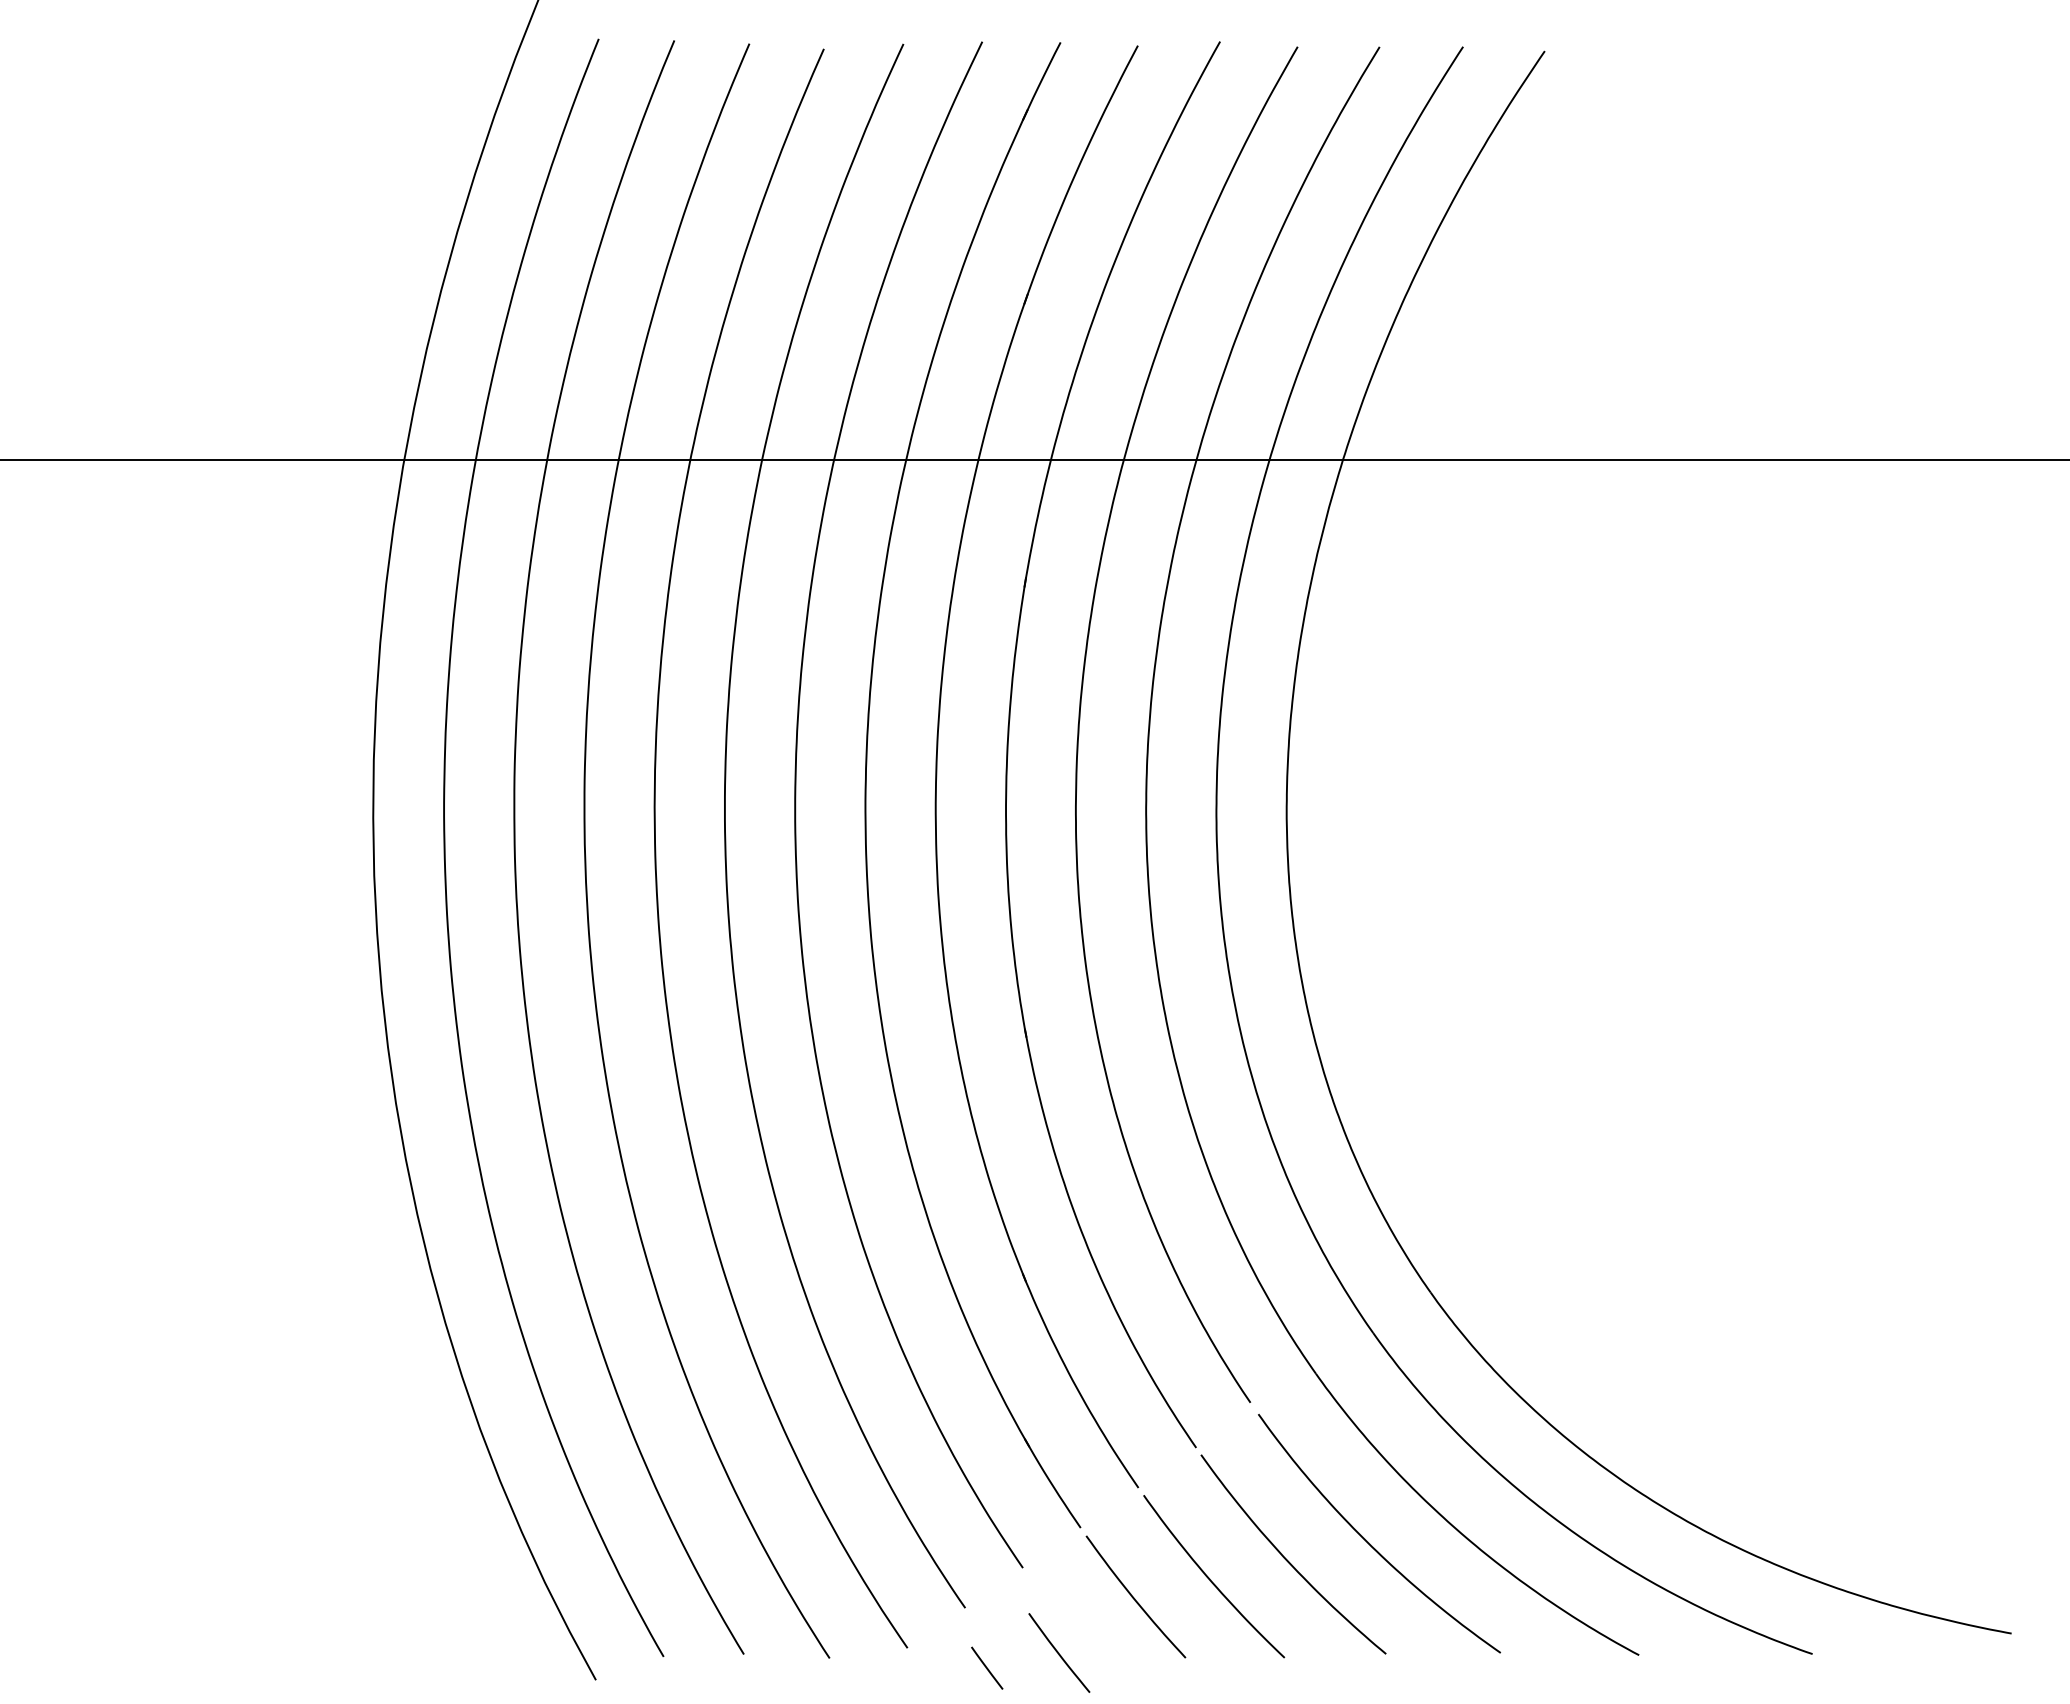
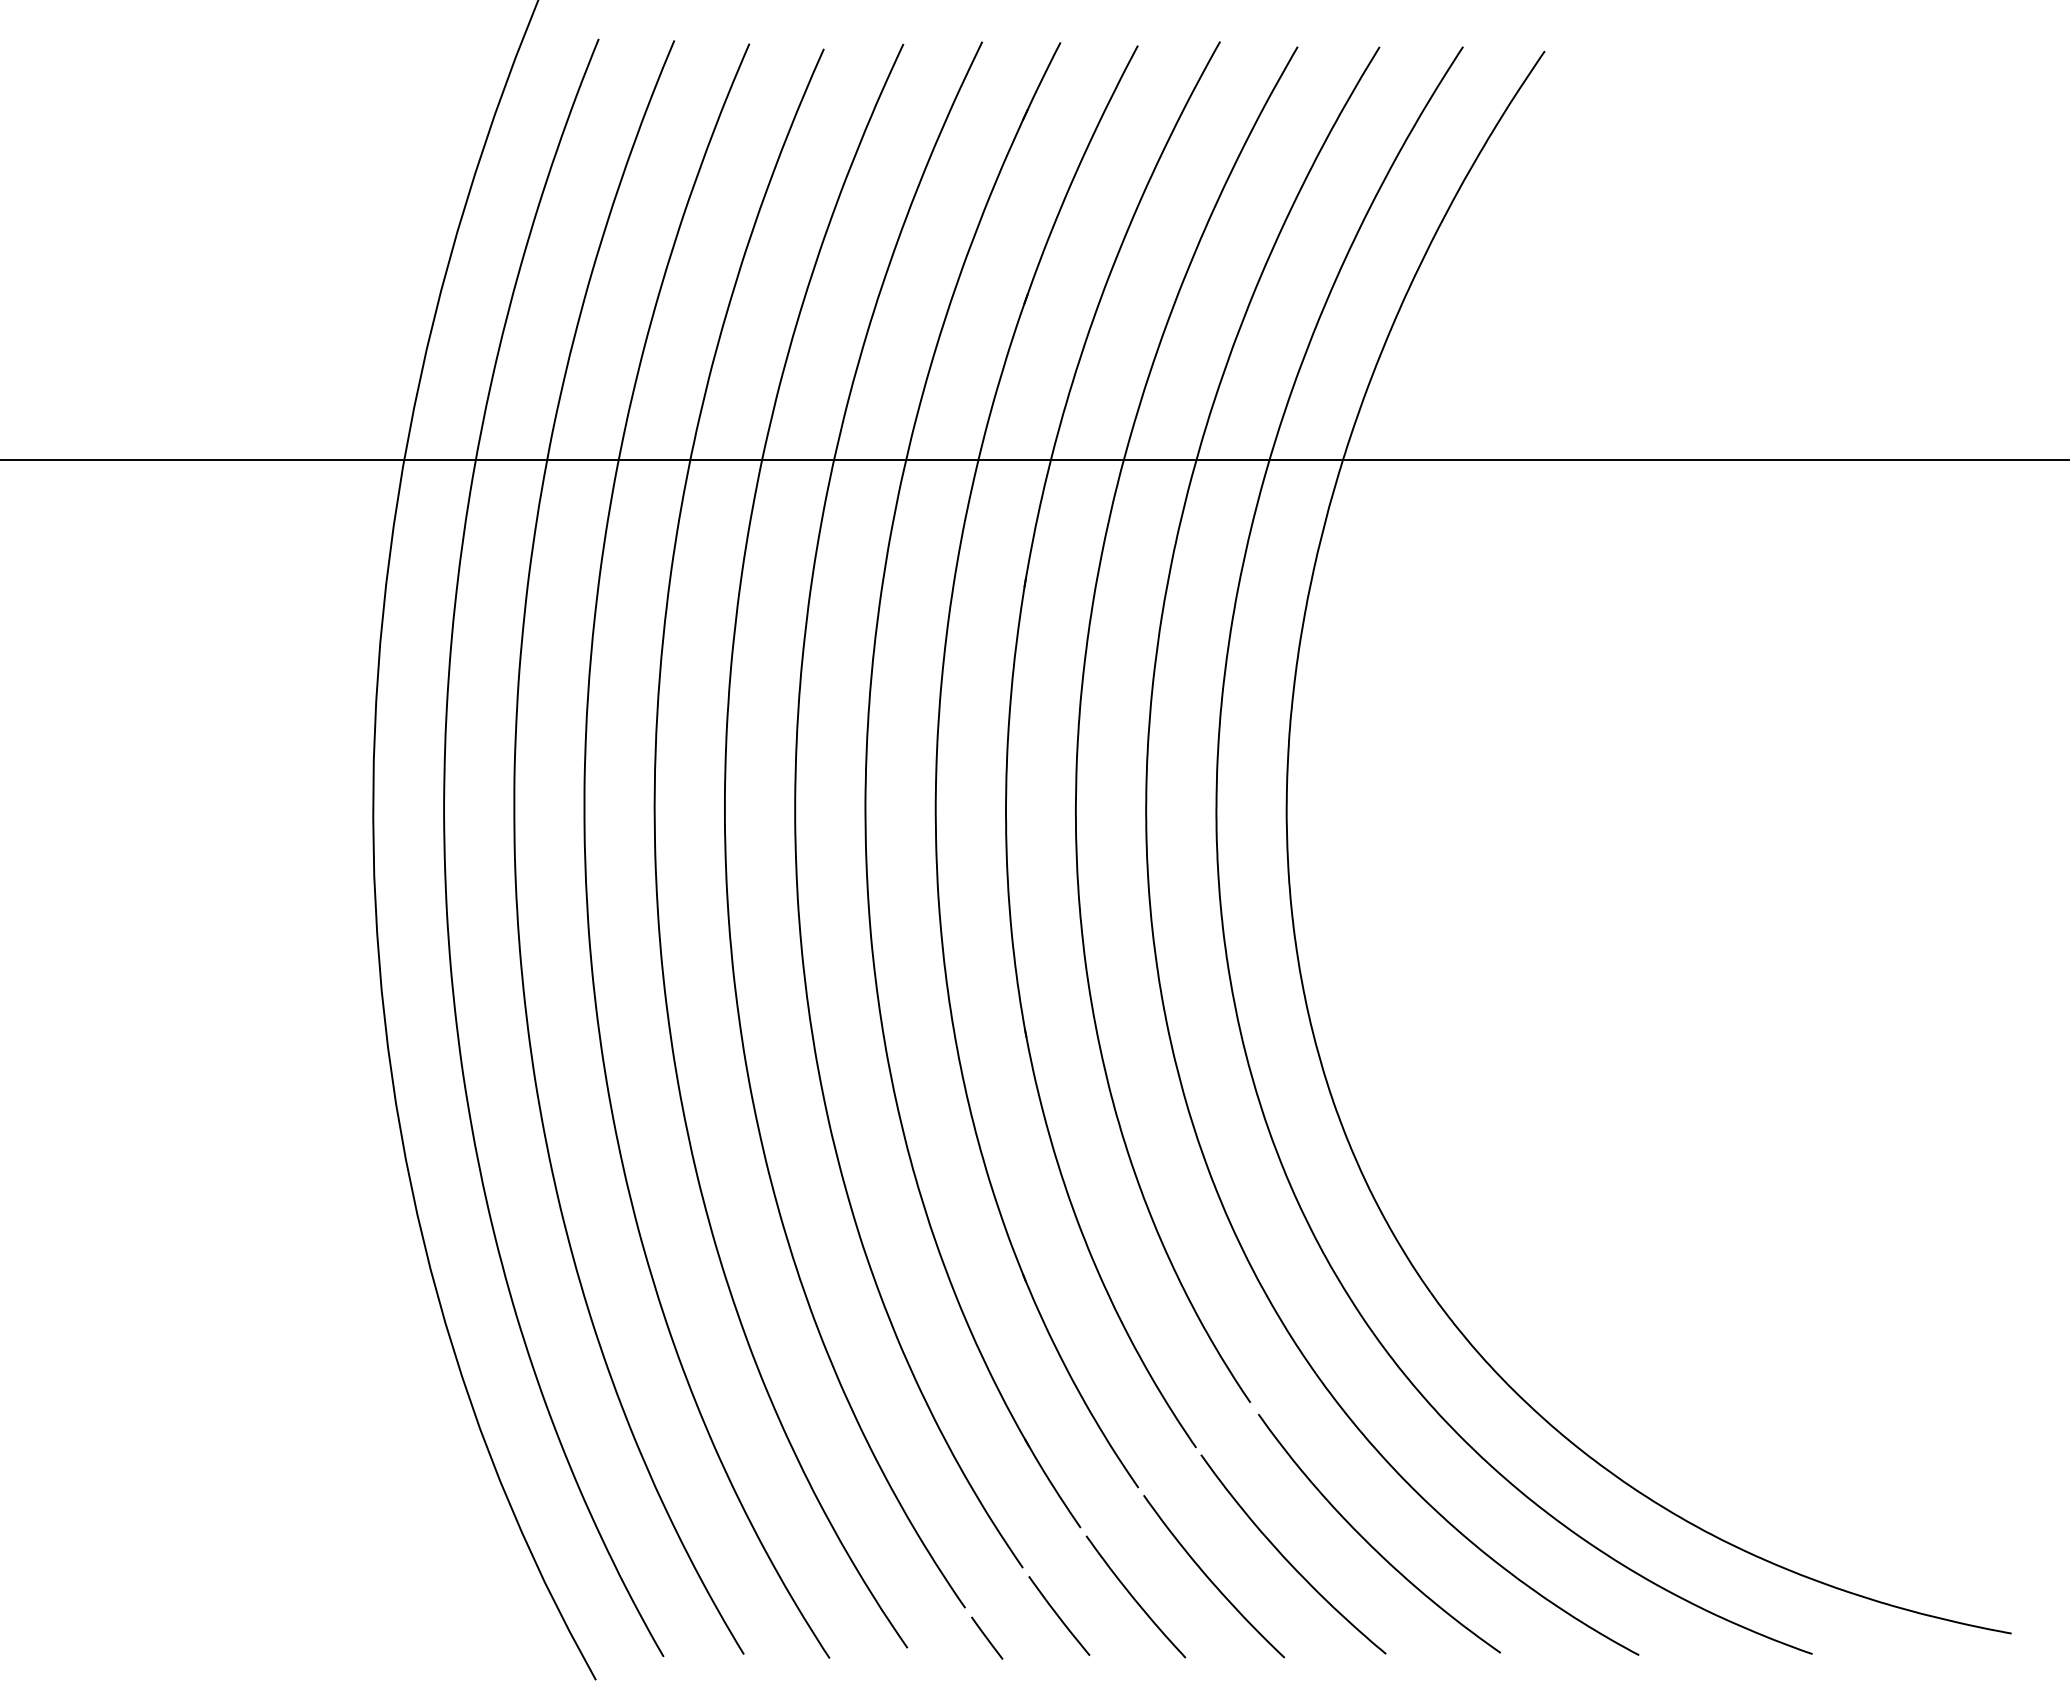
curve position: (1058, 1652) -> (1058, 1615) (1058, 1615)
line position: (987, 1667) -> (987, 1637) (987, 1637)
